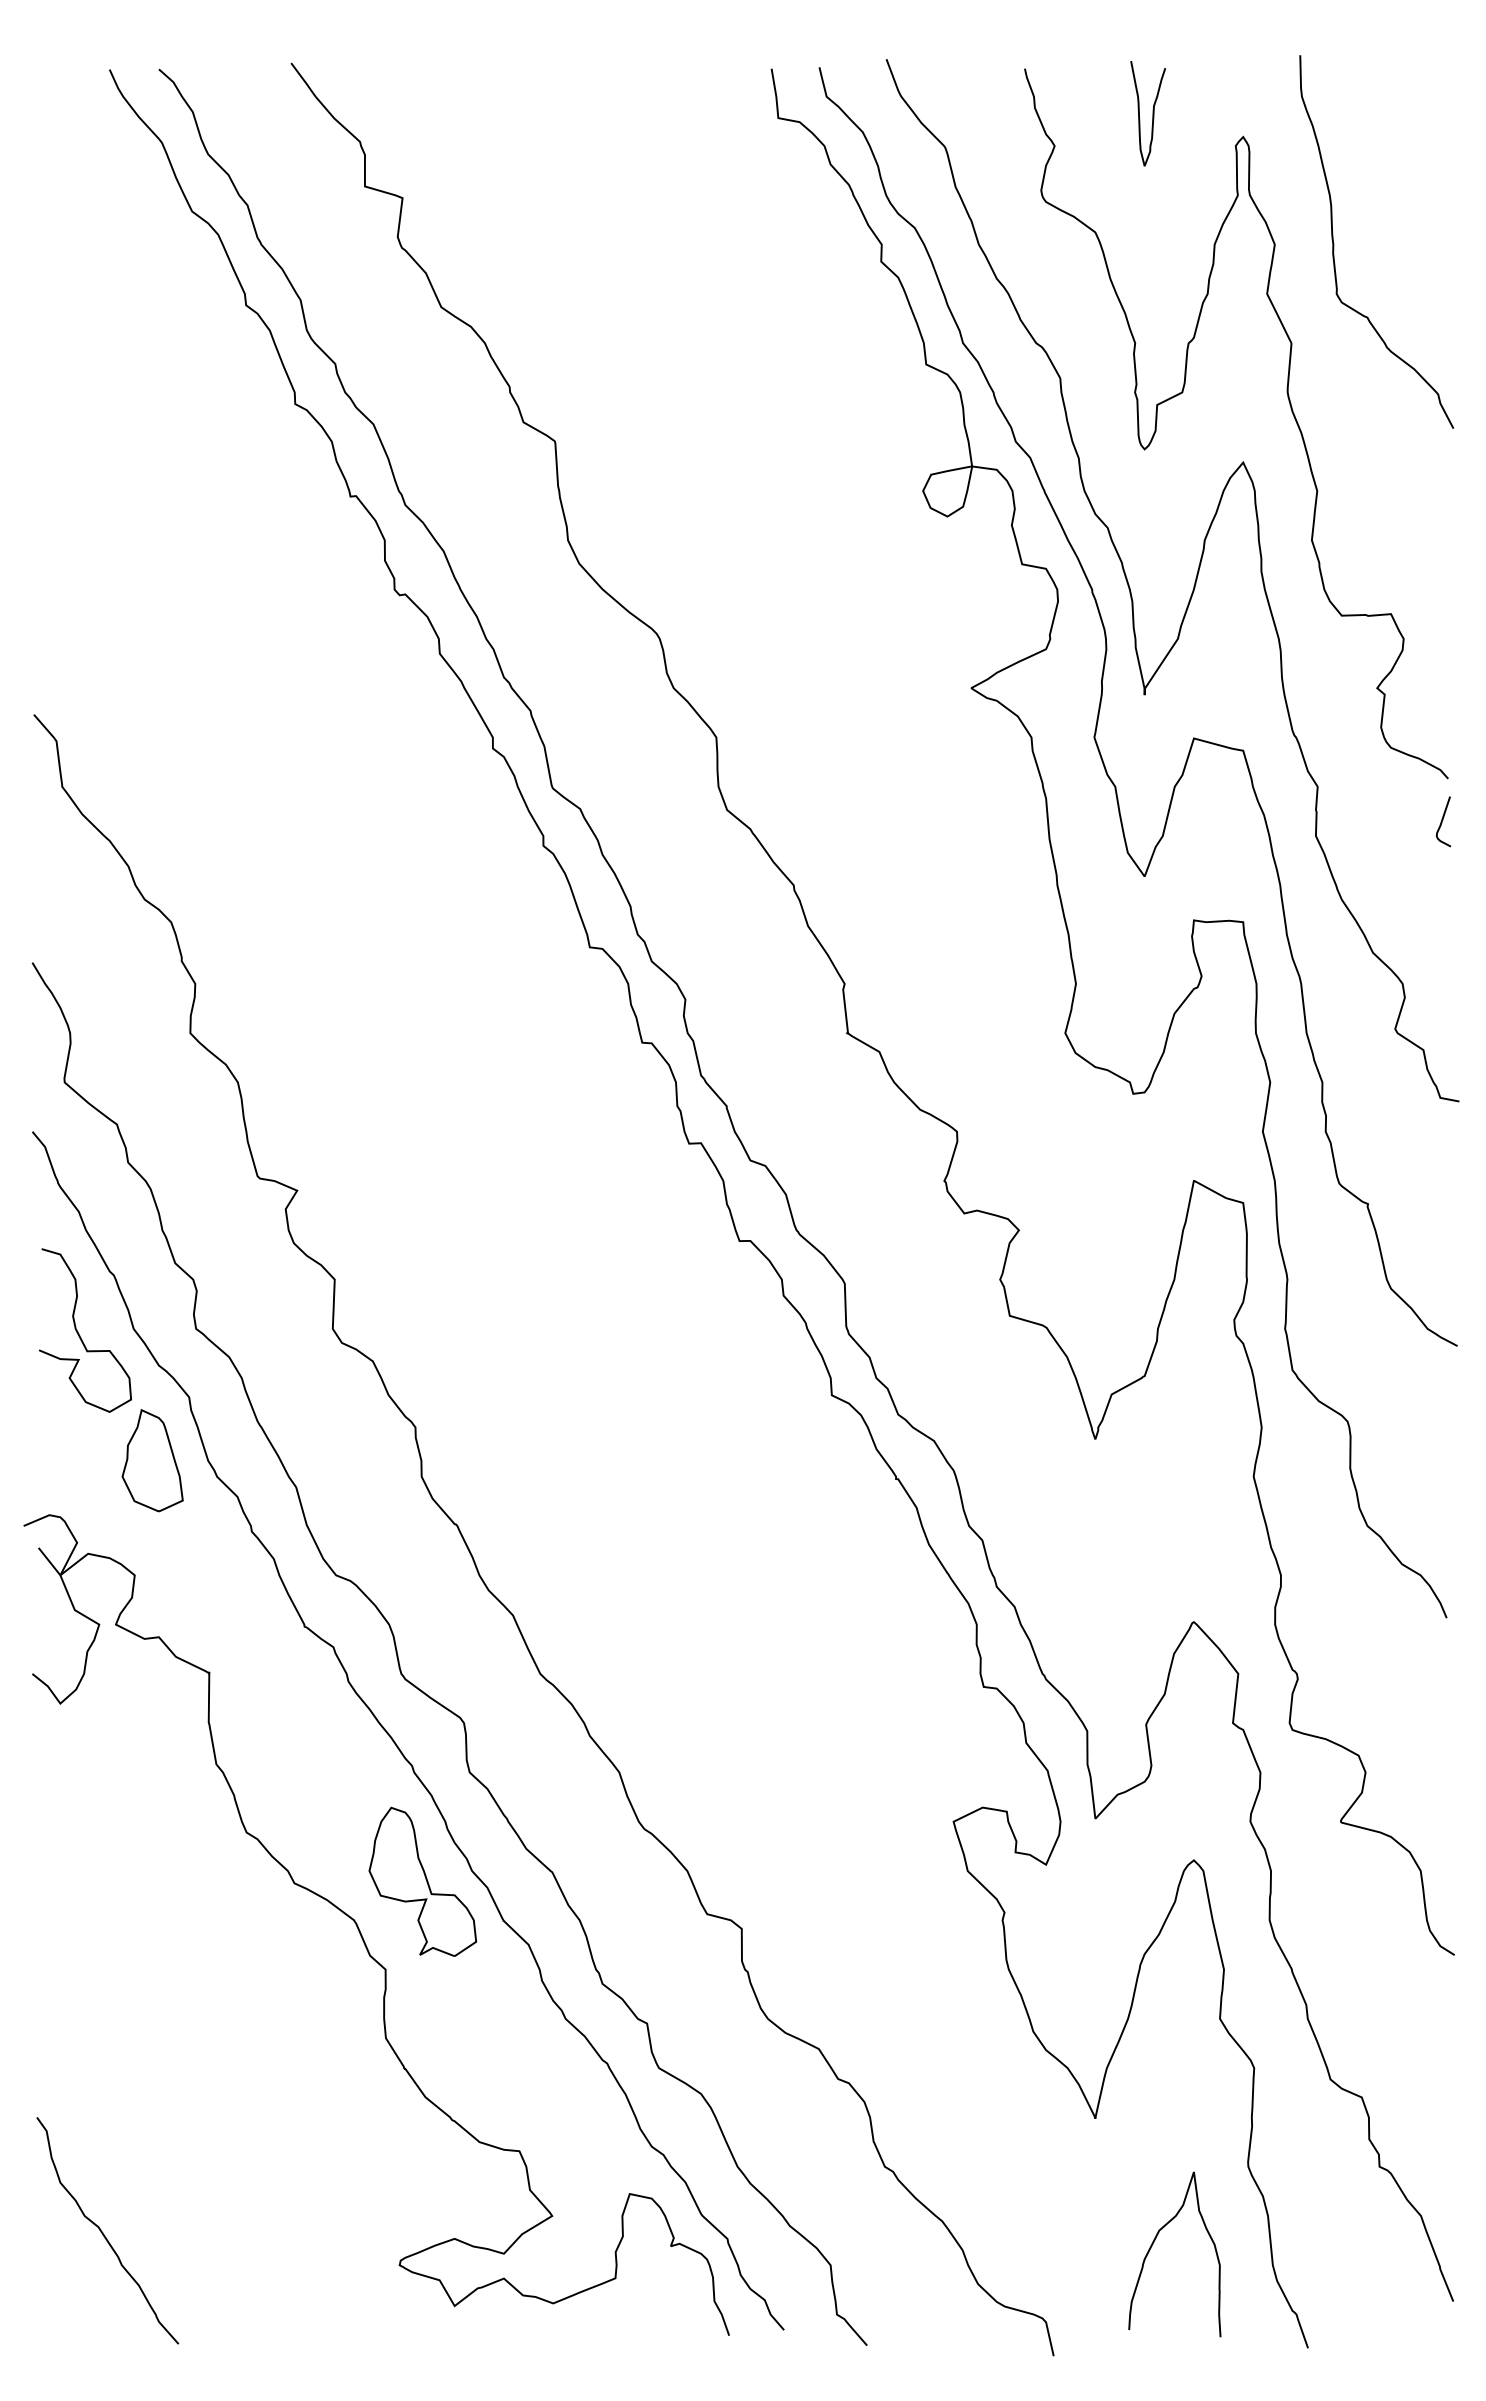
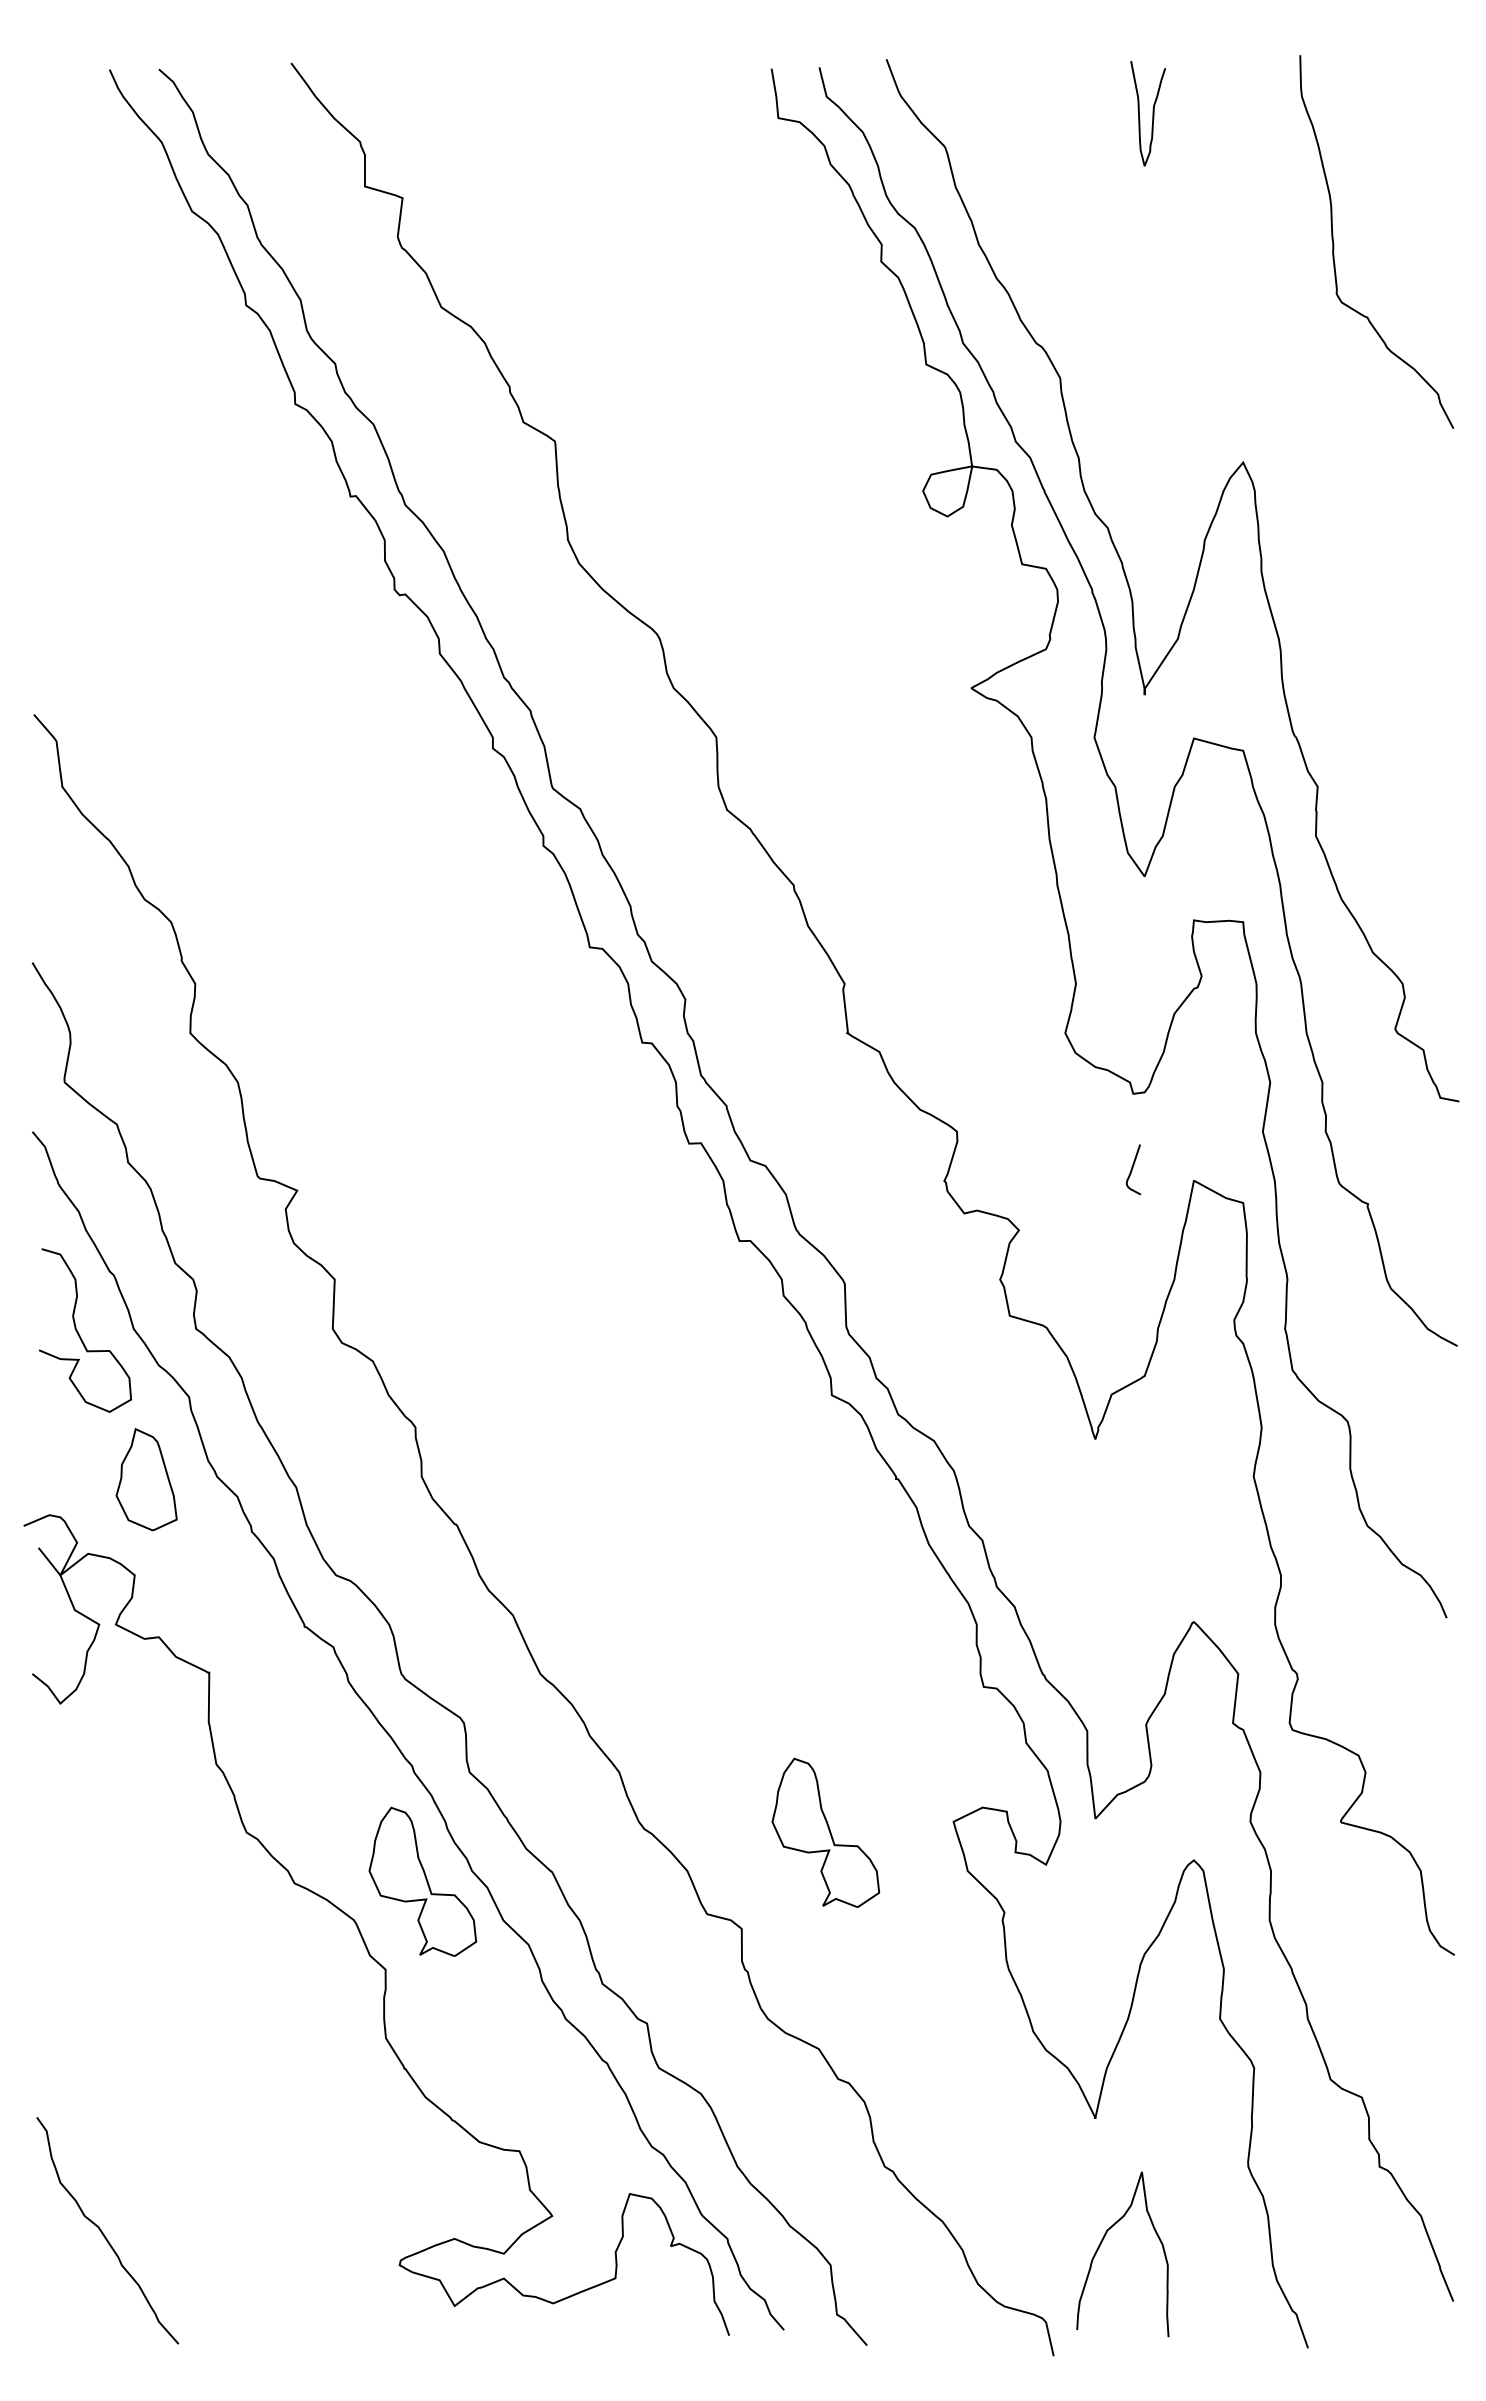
curve: present -> none (1289, 405)
curve position: (1443, 820) -> (1133, 1168) (1133, 1168)
part position: (152, 1460) -> (146, 1479) (146, 1479)
part: none -> present (825, 1832)
curve position: (1153, 2244) -> (1101, 2244) (1101, 2244)
